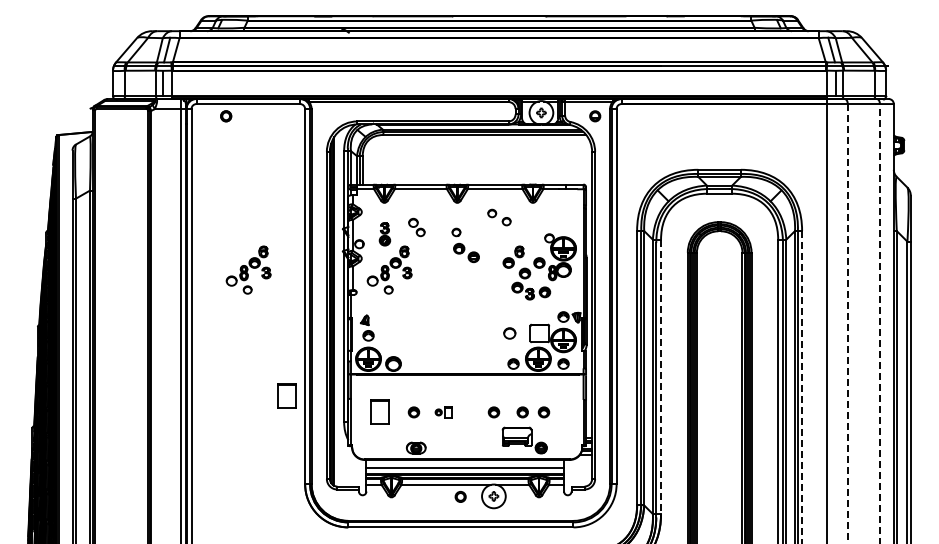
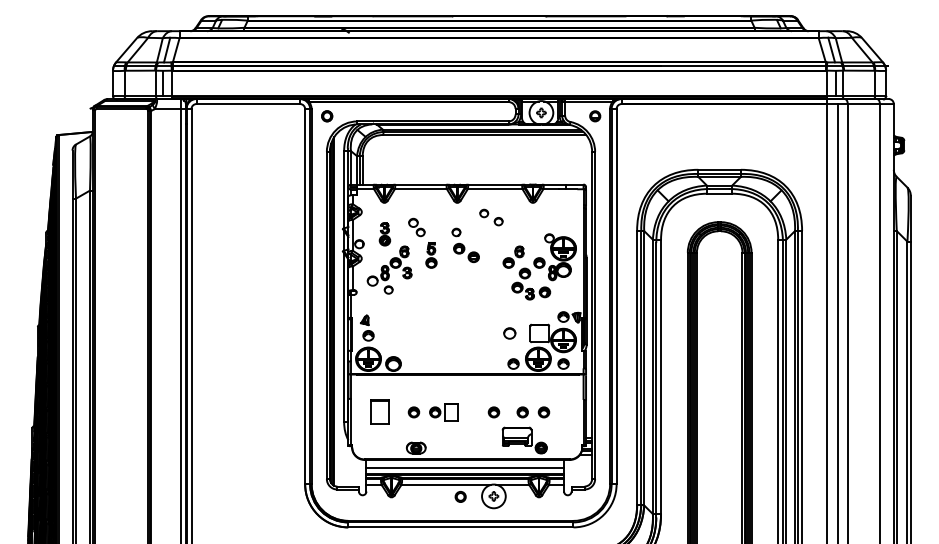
part position: (226, 116) -> (327, 116) (327, 116)
part position: (499, 217) -> (491, 217) (491, 217)
part: none -> present (431, 255)
part: present -> none (248, 269)
line: none -> present (838, 322)
line: dashed -> solid (847, 323)
line: dashed -> solid (879, 323)
line: dashed -> solid (661, 377)
line: dashed -> solid (802, 387)
part: present -> none (286, 395)
part size: 19x13 px -> 30x19 px (443, 412)
